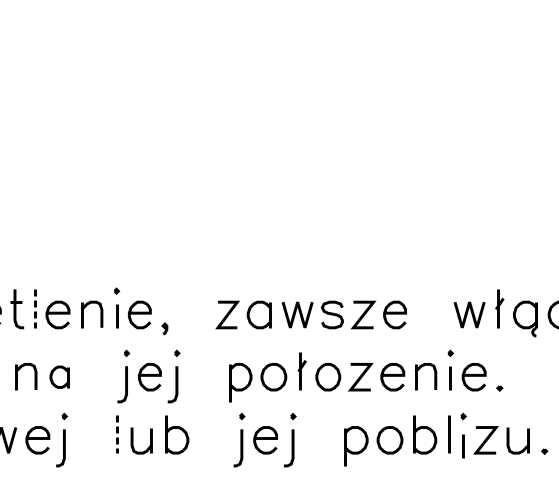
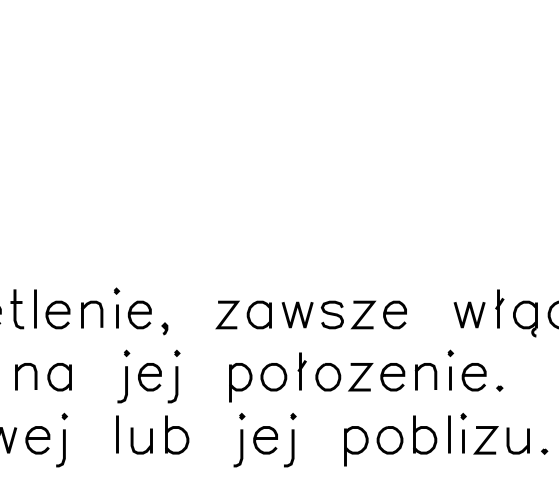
line: dashed -> solid (35, 309)
part size: 21x24 px -> 25x29 px (59, 377)
line: dashed -> solid (117, 434)
line position: (463, 446) -> (463, 441) (463, 441)
